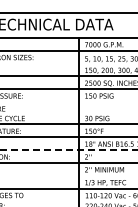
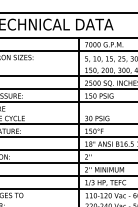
line: none -> present (68, 101)
line: dashed -> solid (68, 150)
line: none -> present (68, 175)
